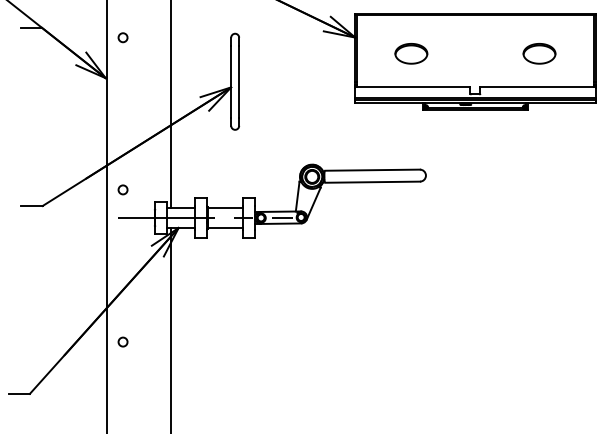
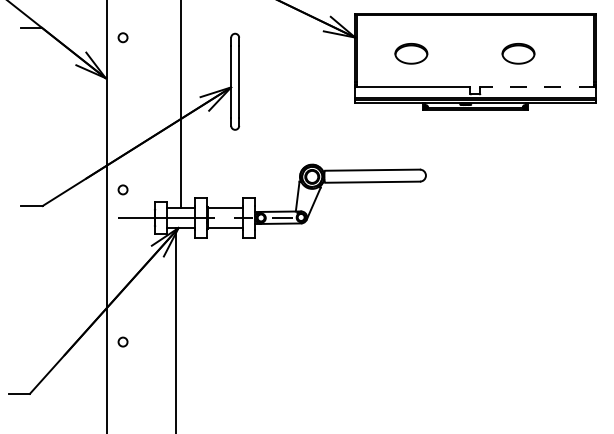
part position: (539, 53) -> (518, 53) (518, 53)
line: solid -> dashed (538, 87)
line position: (171, 104) -> (181, 104) (181, 104)
line position: (171, 328) -> (176, 328) (176, 328)
